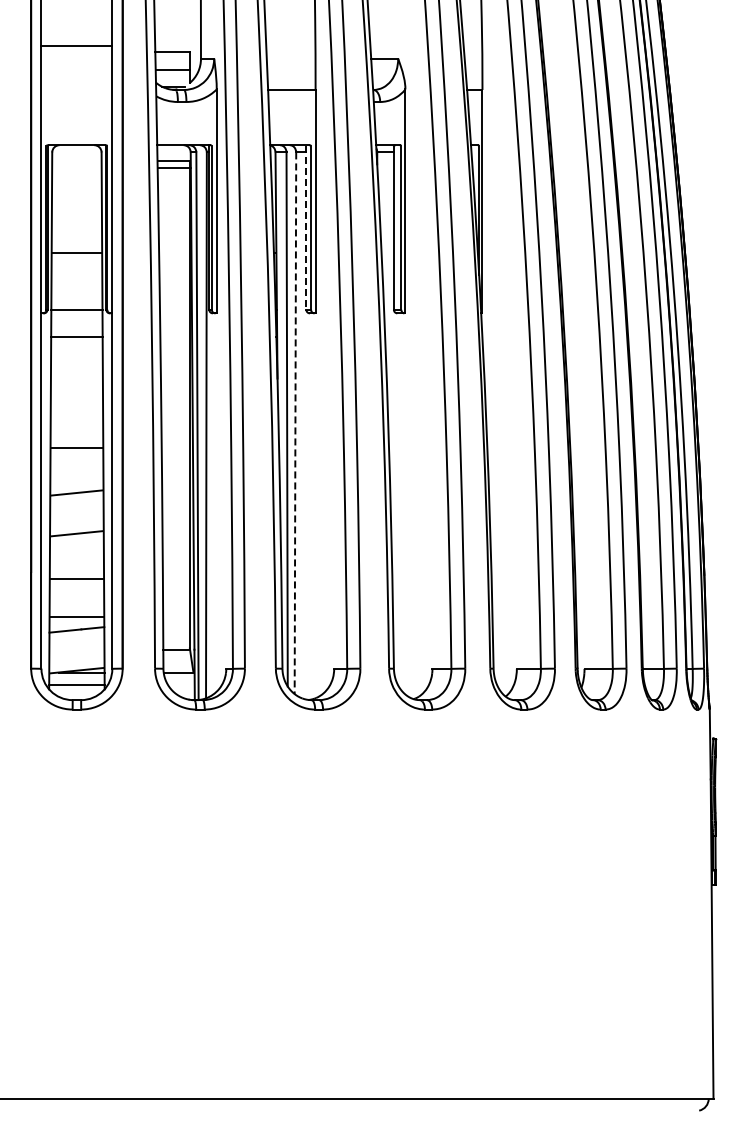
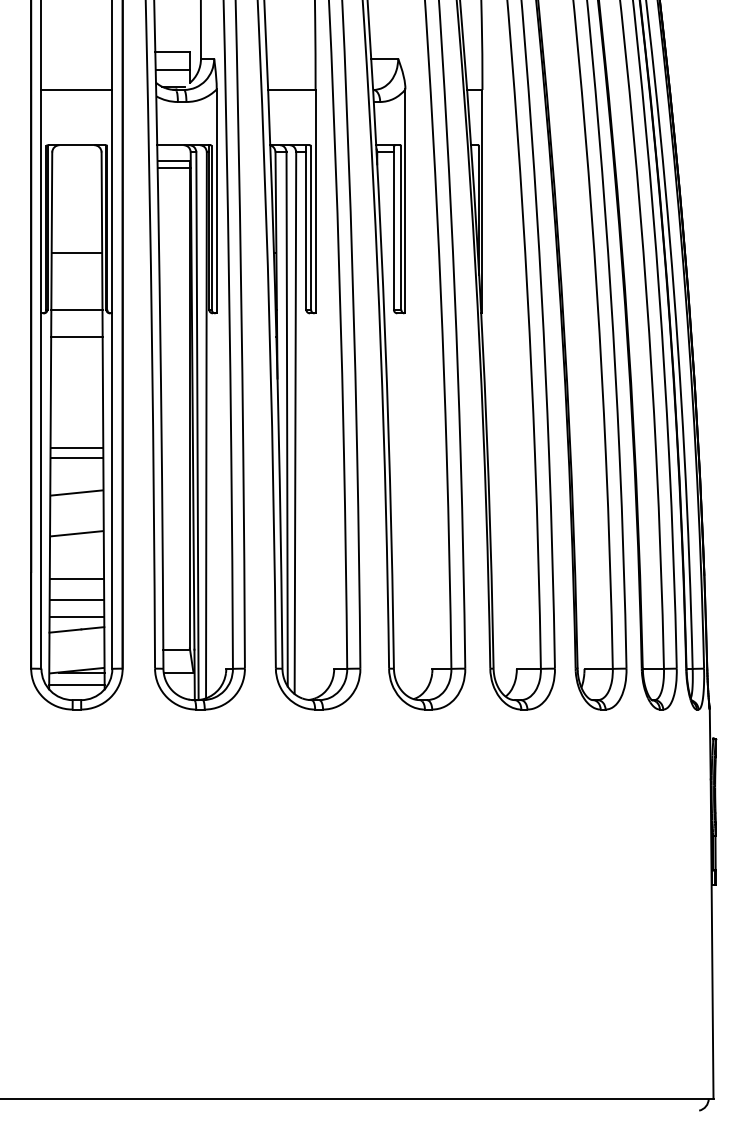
line position: (76, 45) -> (76, 89) (76, 89)
line: dashed -> solid (306, 228)
line: dashed -> solid (295, 423)
line: none -> present (76, 457)
line: none -> present (76, 600)
